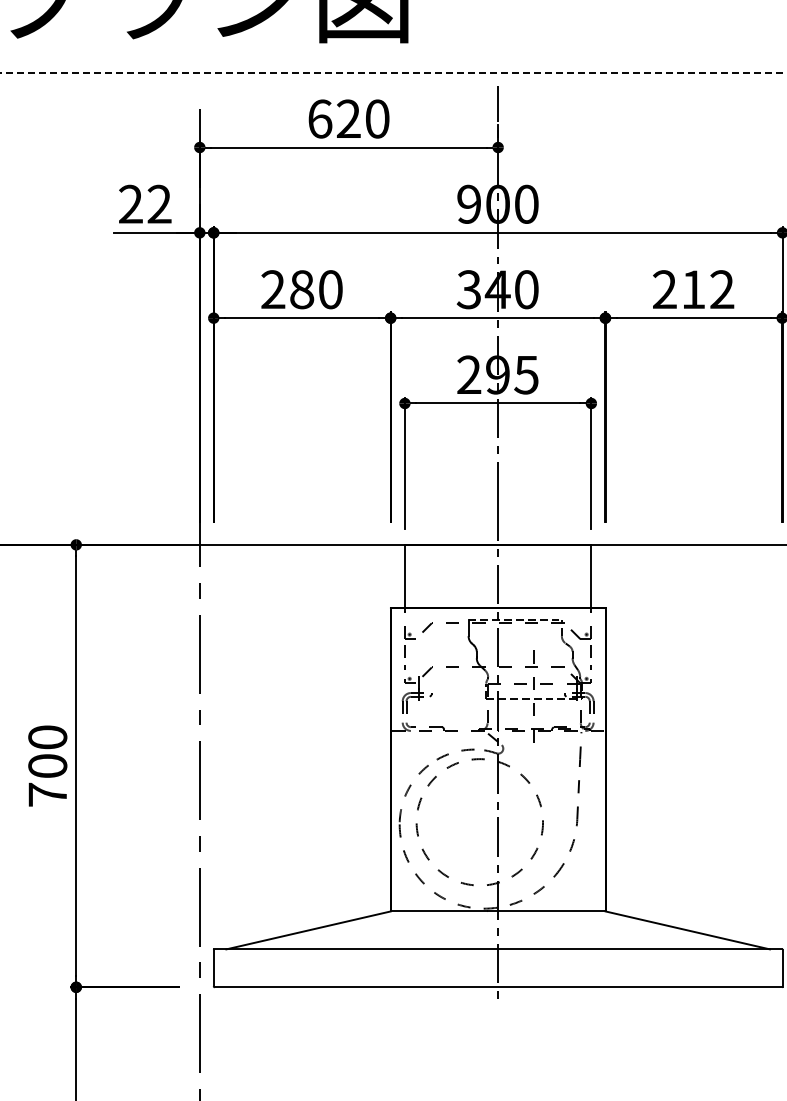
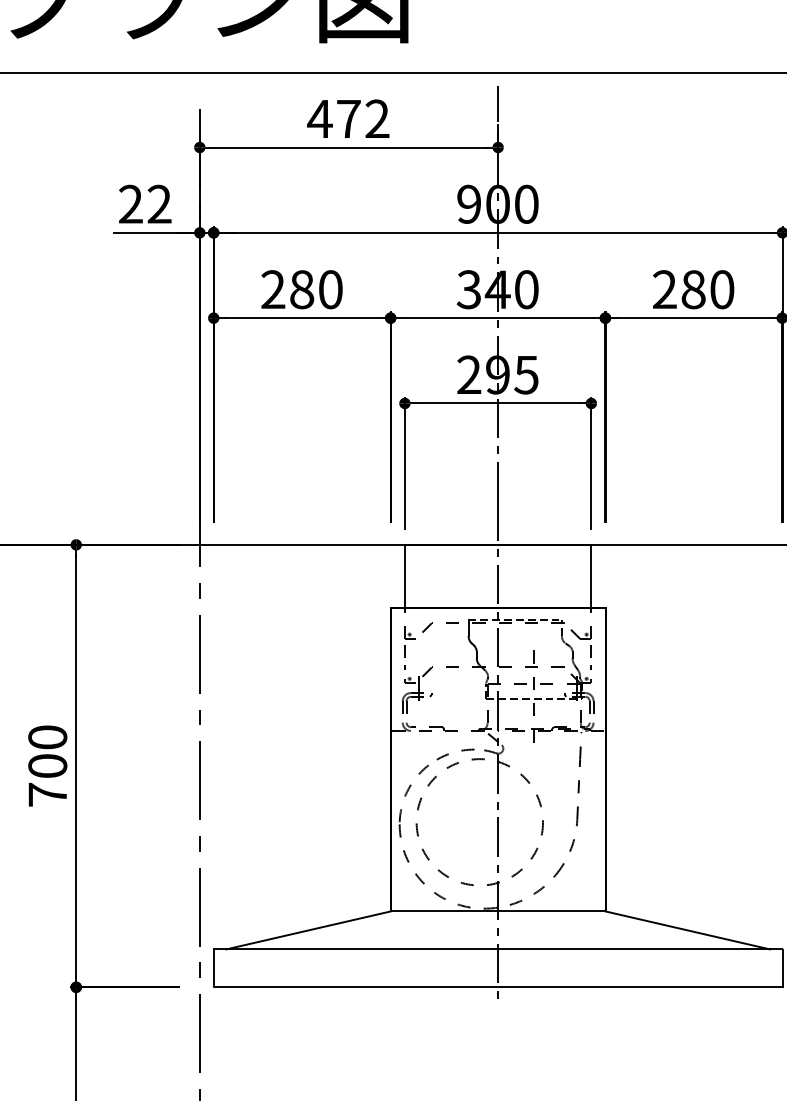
line: dashed -> solid (394, 72)
text: 620 -> 472 (348, 118)
text: 212 -> 280 (707, 289)
